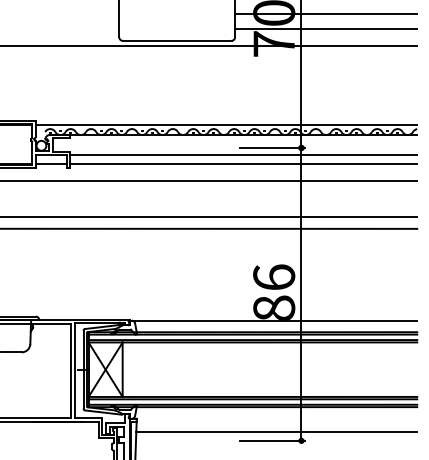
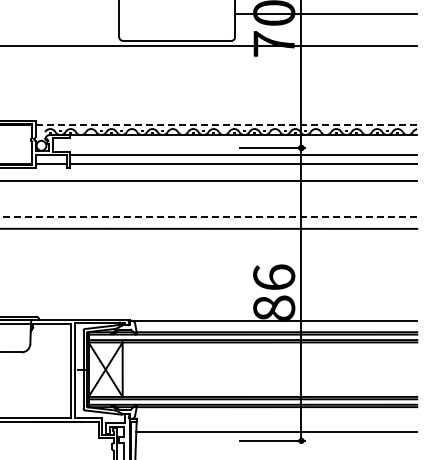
line: present -> none (326, 29)
line: solid -> dashed (226, 124)
line: solid -> dashed (208, 217)
